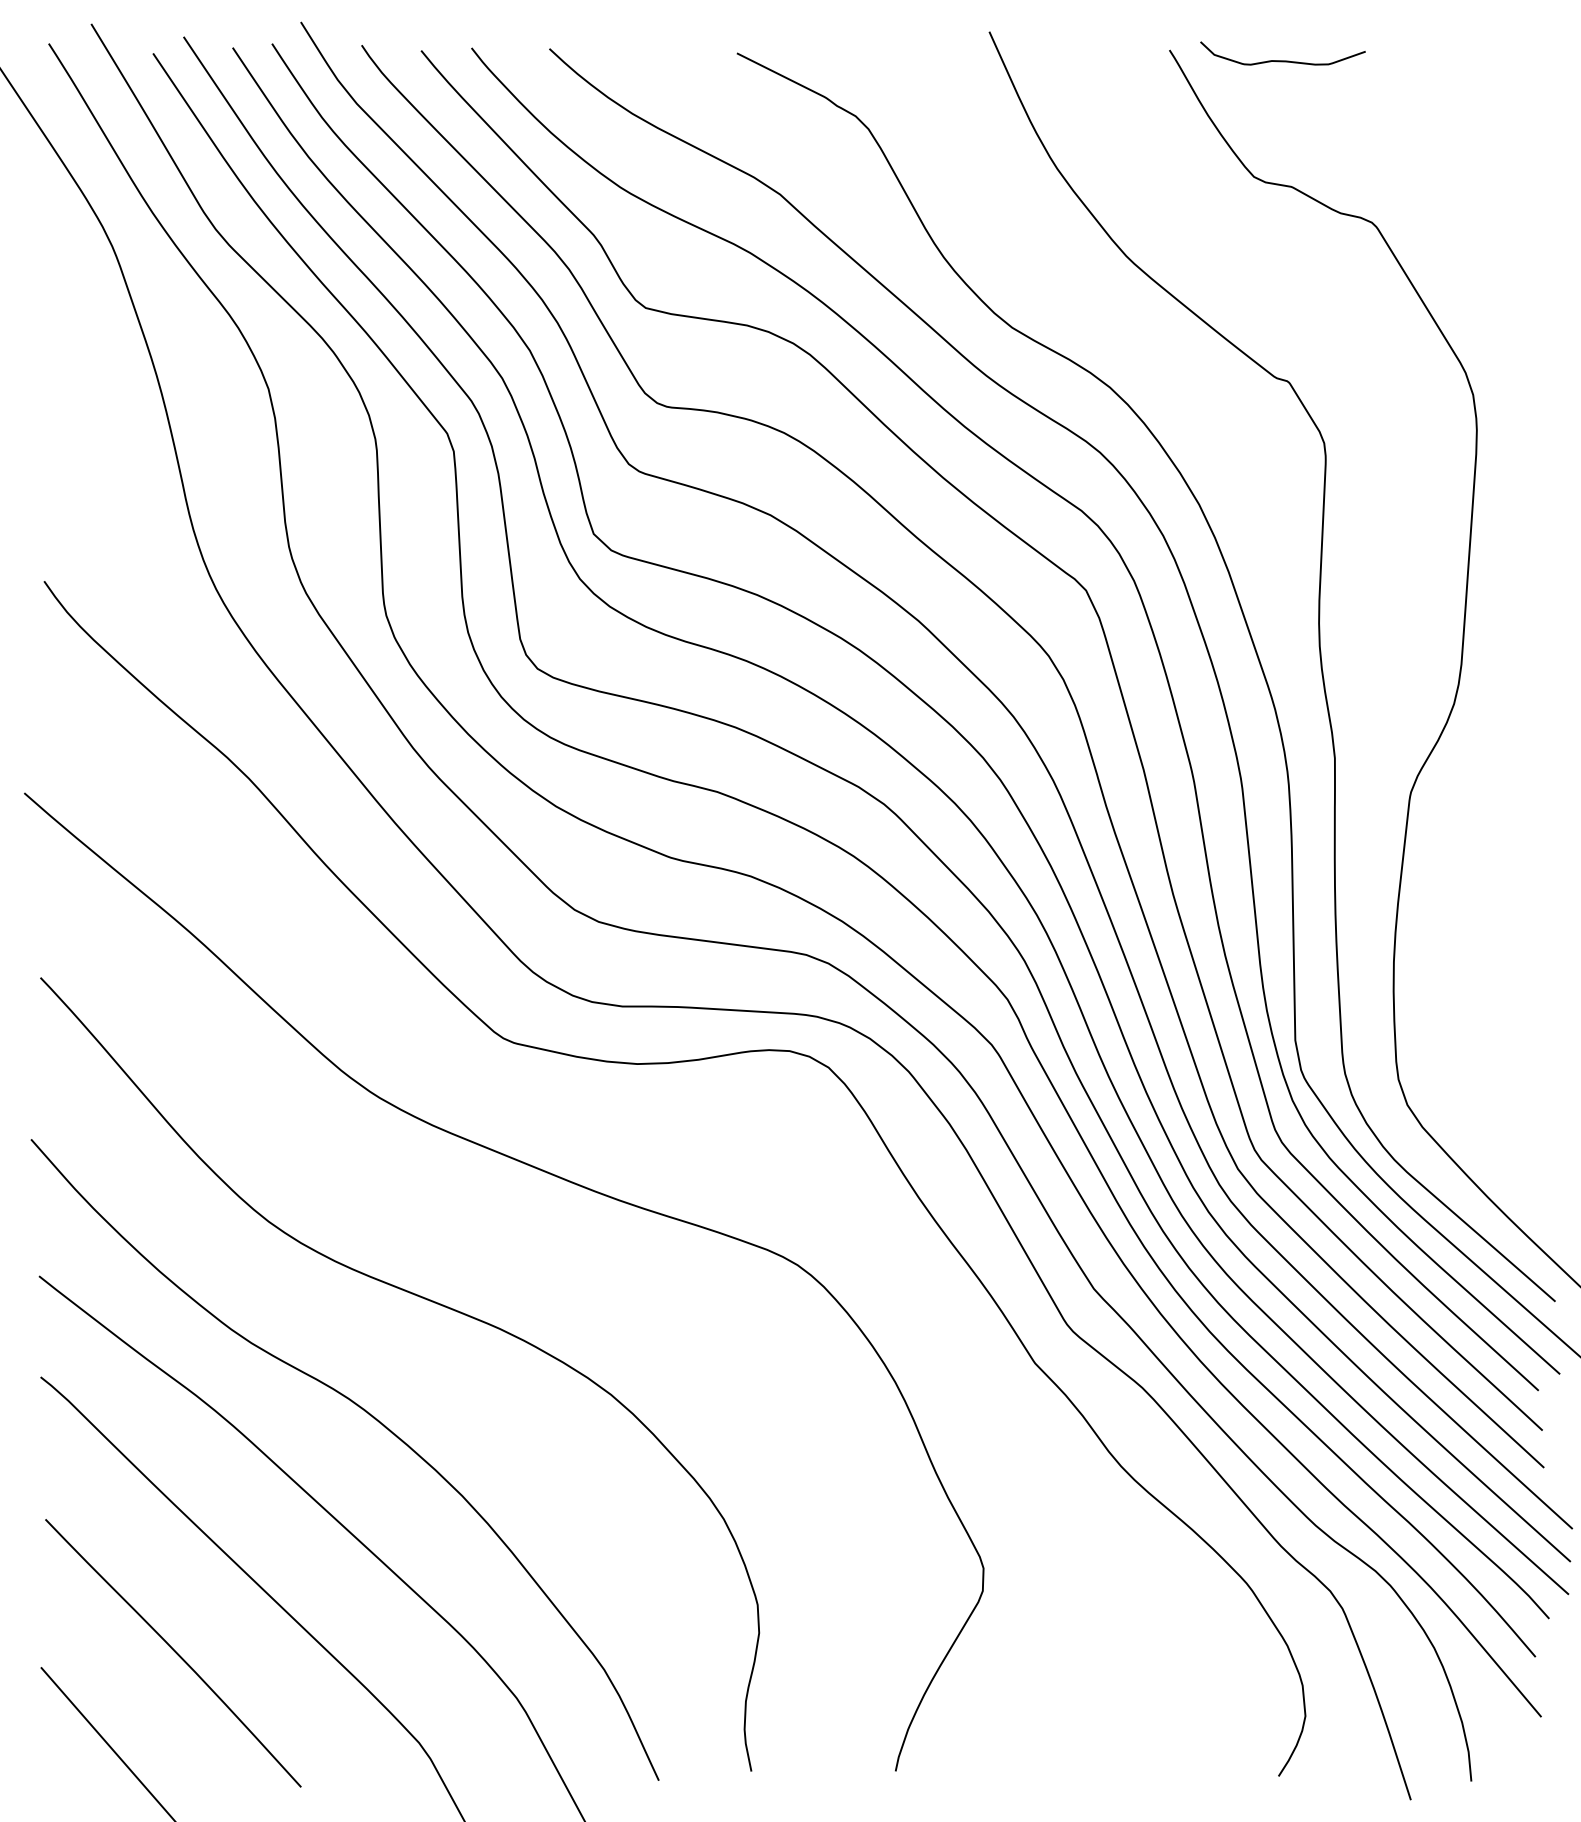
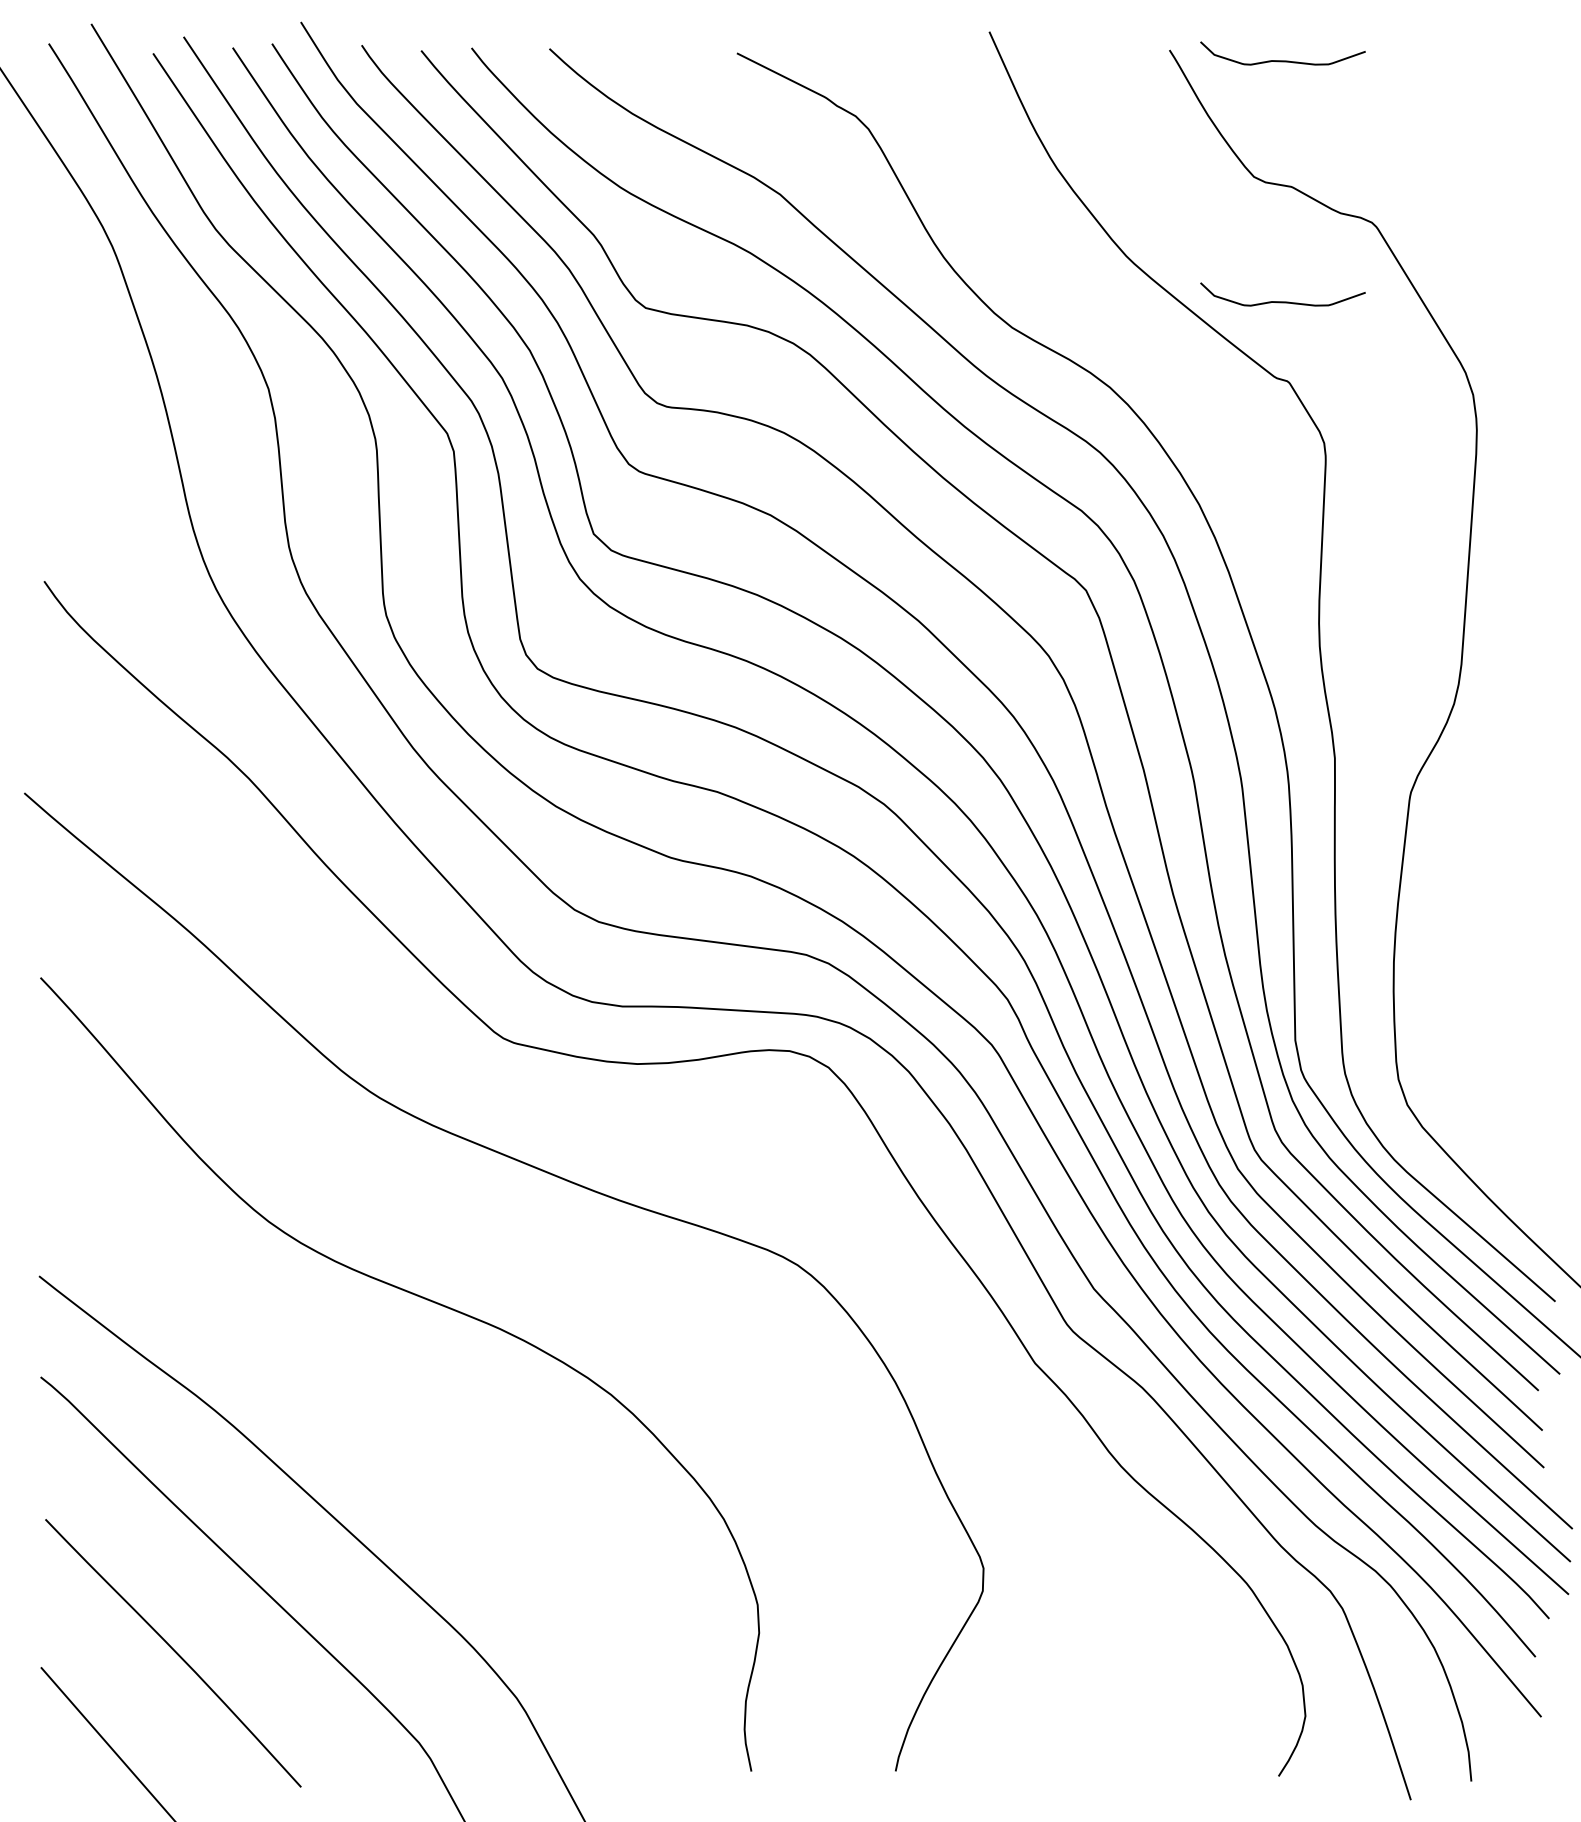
curve: none -> present (1282, 301)
curve: present -> none (374, 1419)
